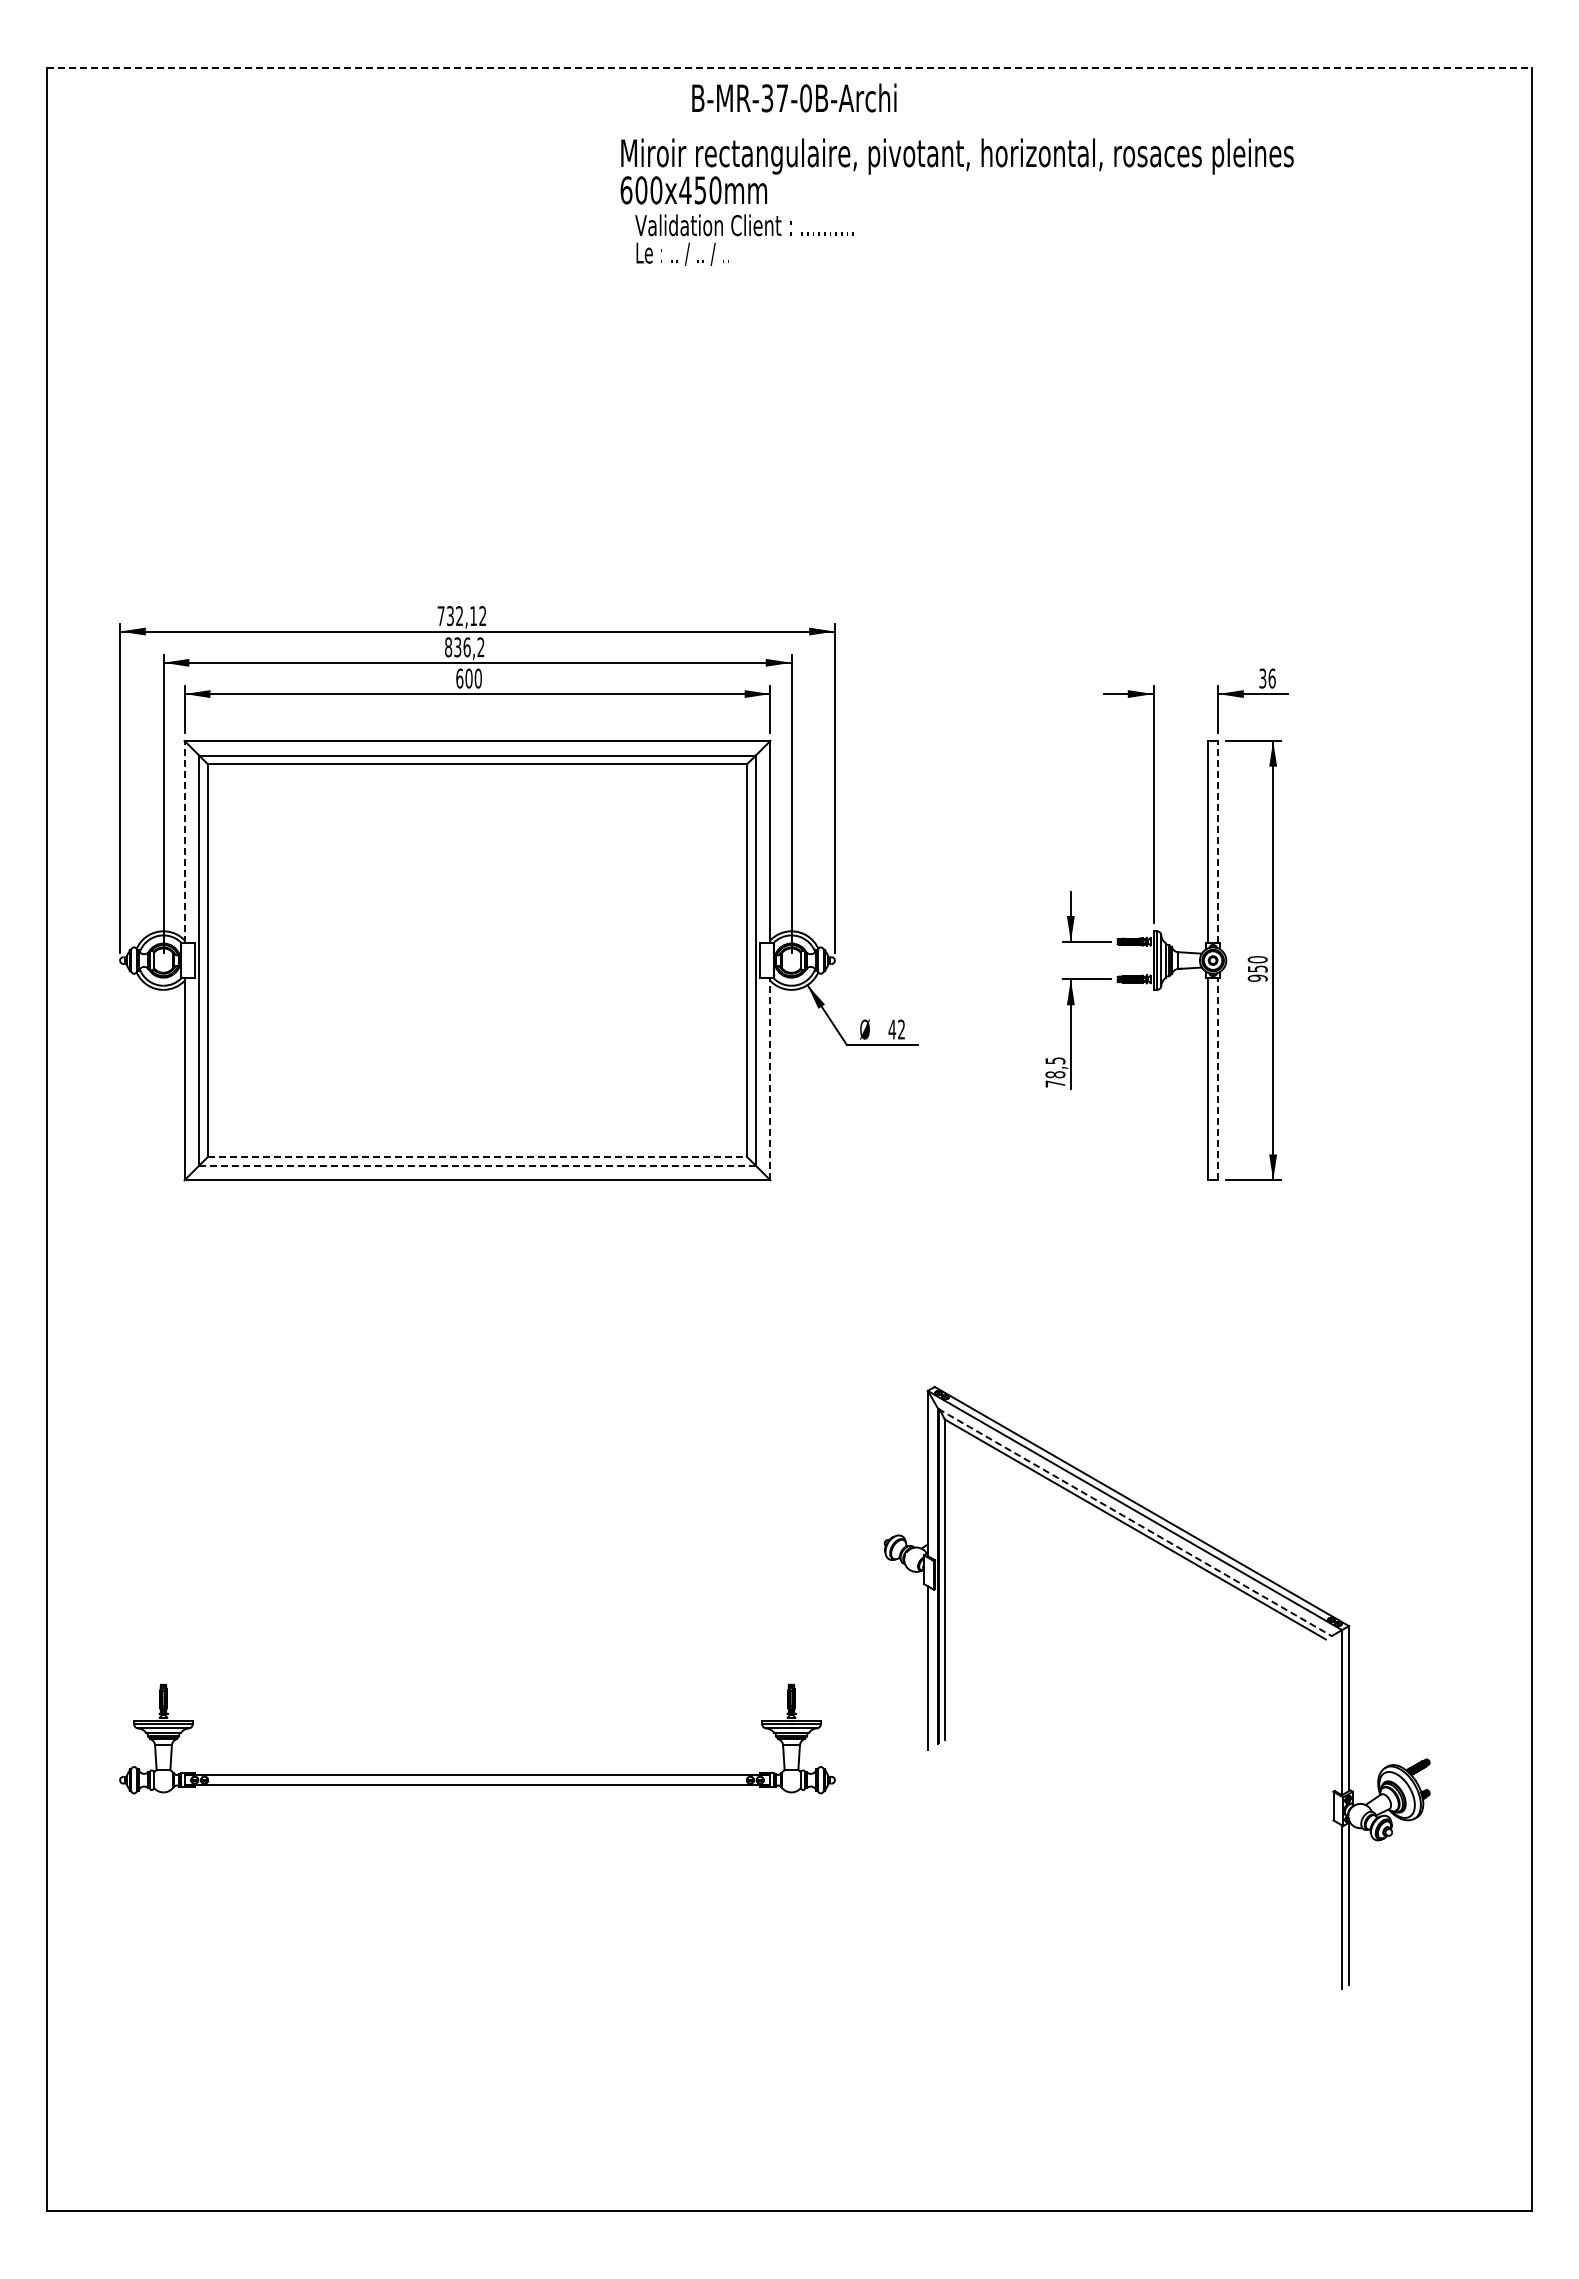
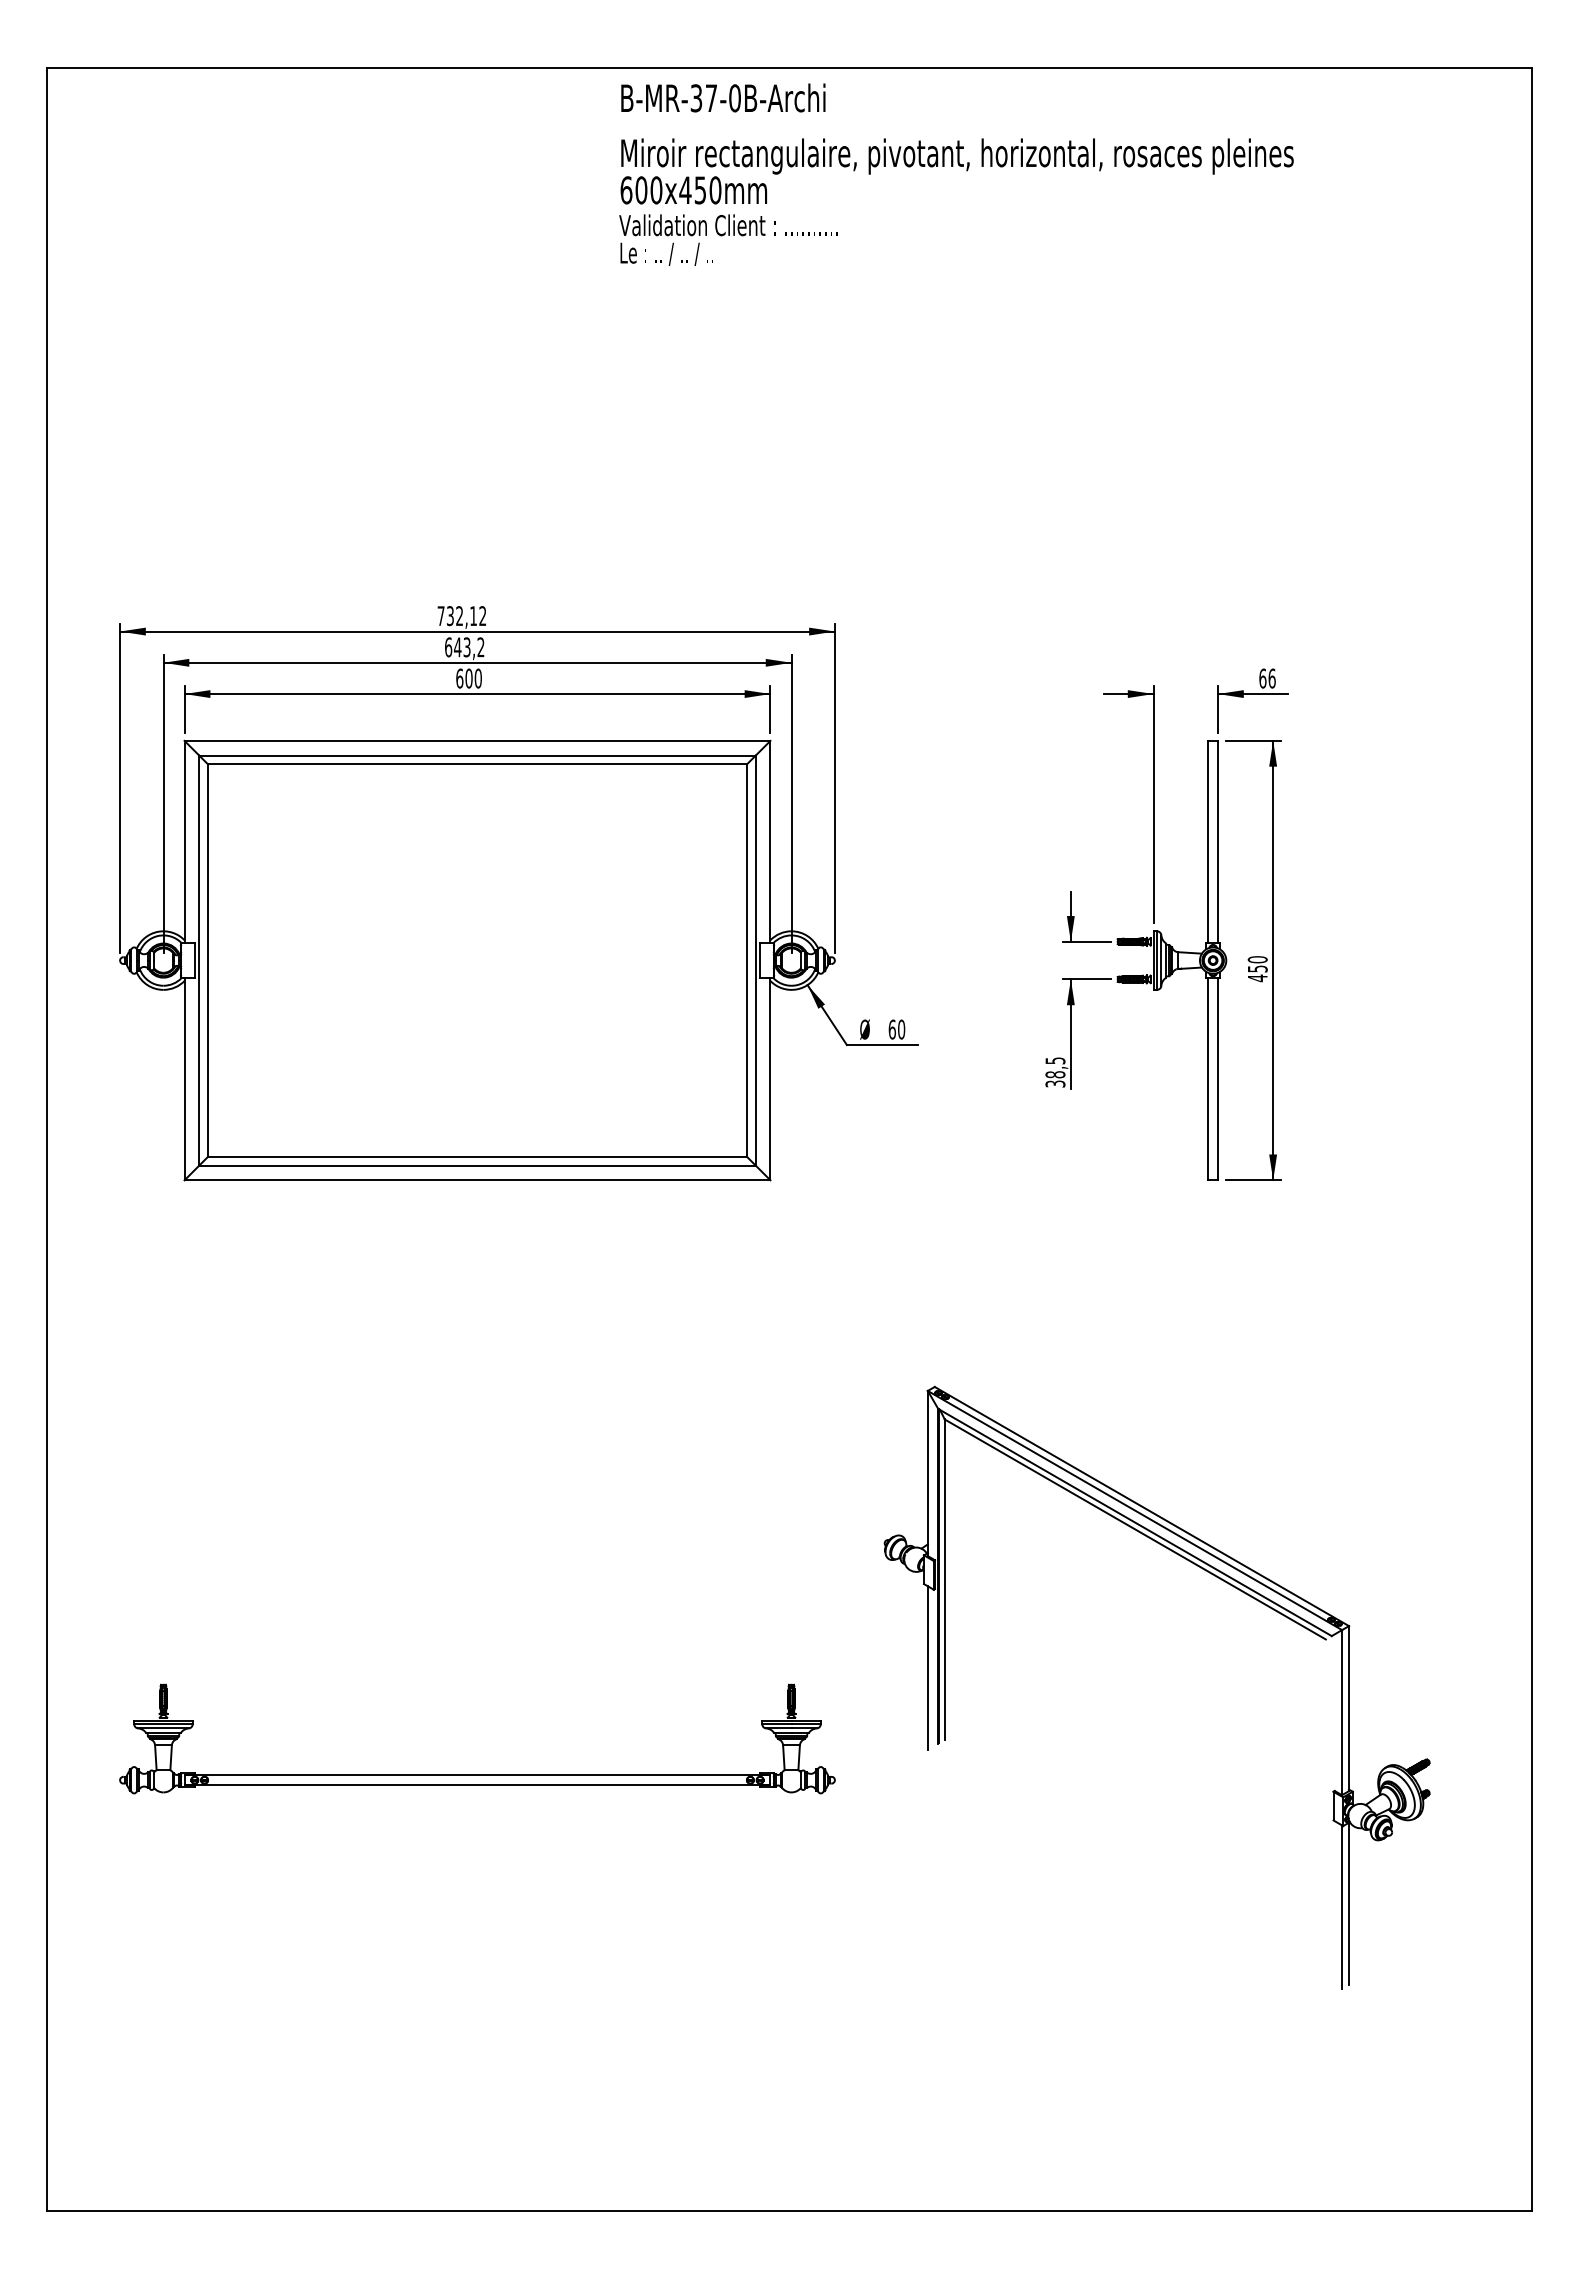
line: dashed -> solid (789, 68)
text position: (794, 97) -> (723, 97) (723, 97)
text position: (744, 239) -> (728, 239) (728, 239)
text: 836,2 -> 643,2 (457, 647)
text: 36 -> 66 (1262, 678)
line: dashed -> solid (184, 841)
line: dashed -> solid (1218, 841)
text: 950 -> 450 (1257, 978)
text: 42 -> 60 (896, 1029)
line: dashed -> solid (770, 1078)
line: dashed -> solid (1218, 1078)
text: 78,5 -> 38,5 (1055, 1083)
line: dashed -> solid (478, 1156)
line: dashed -> solid (477, 1165)
line: dashed -> solid (1135, 1522)
